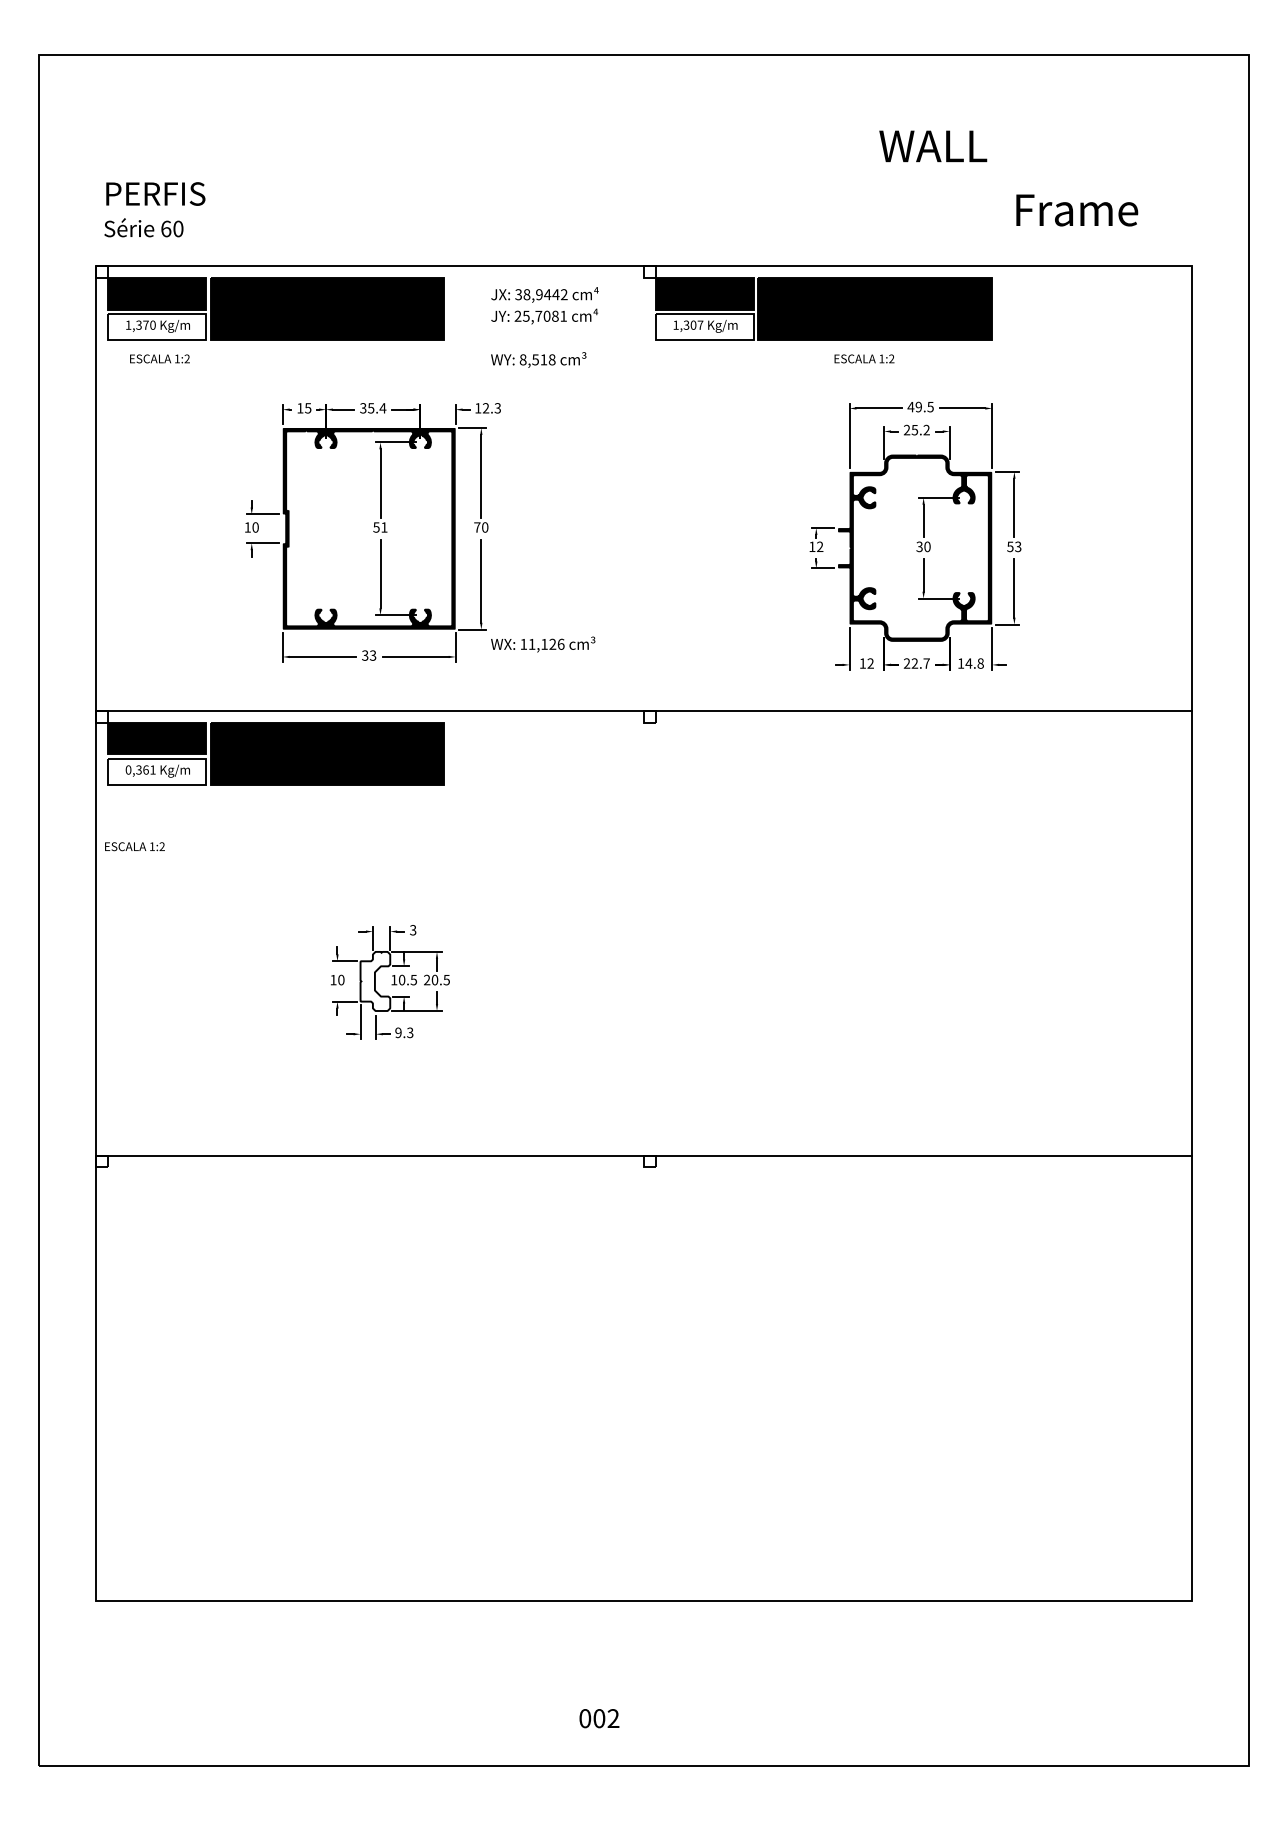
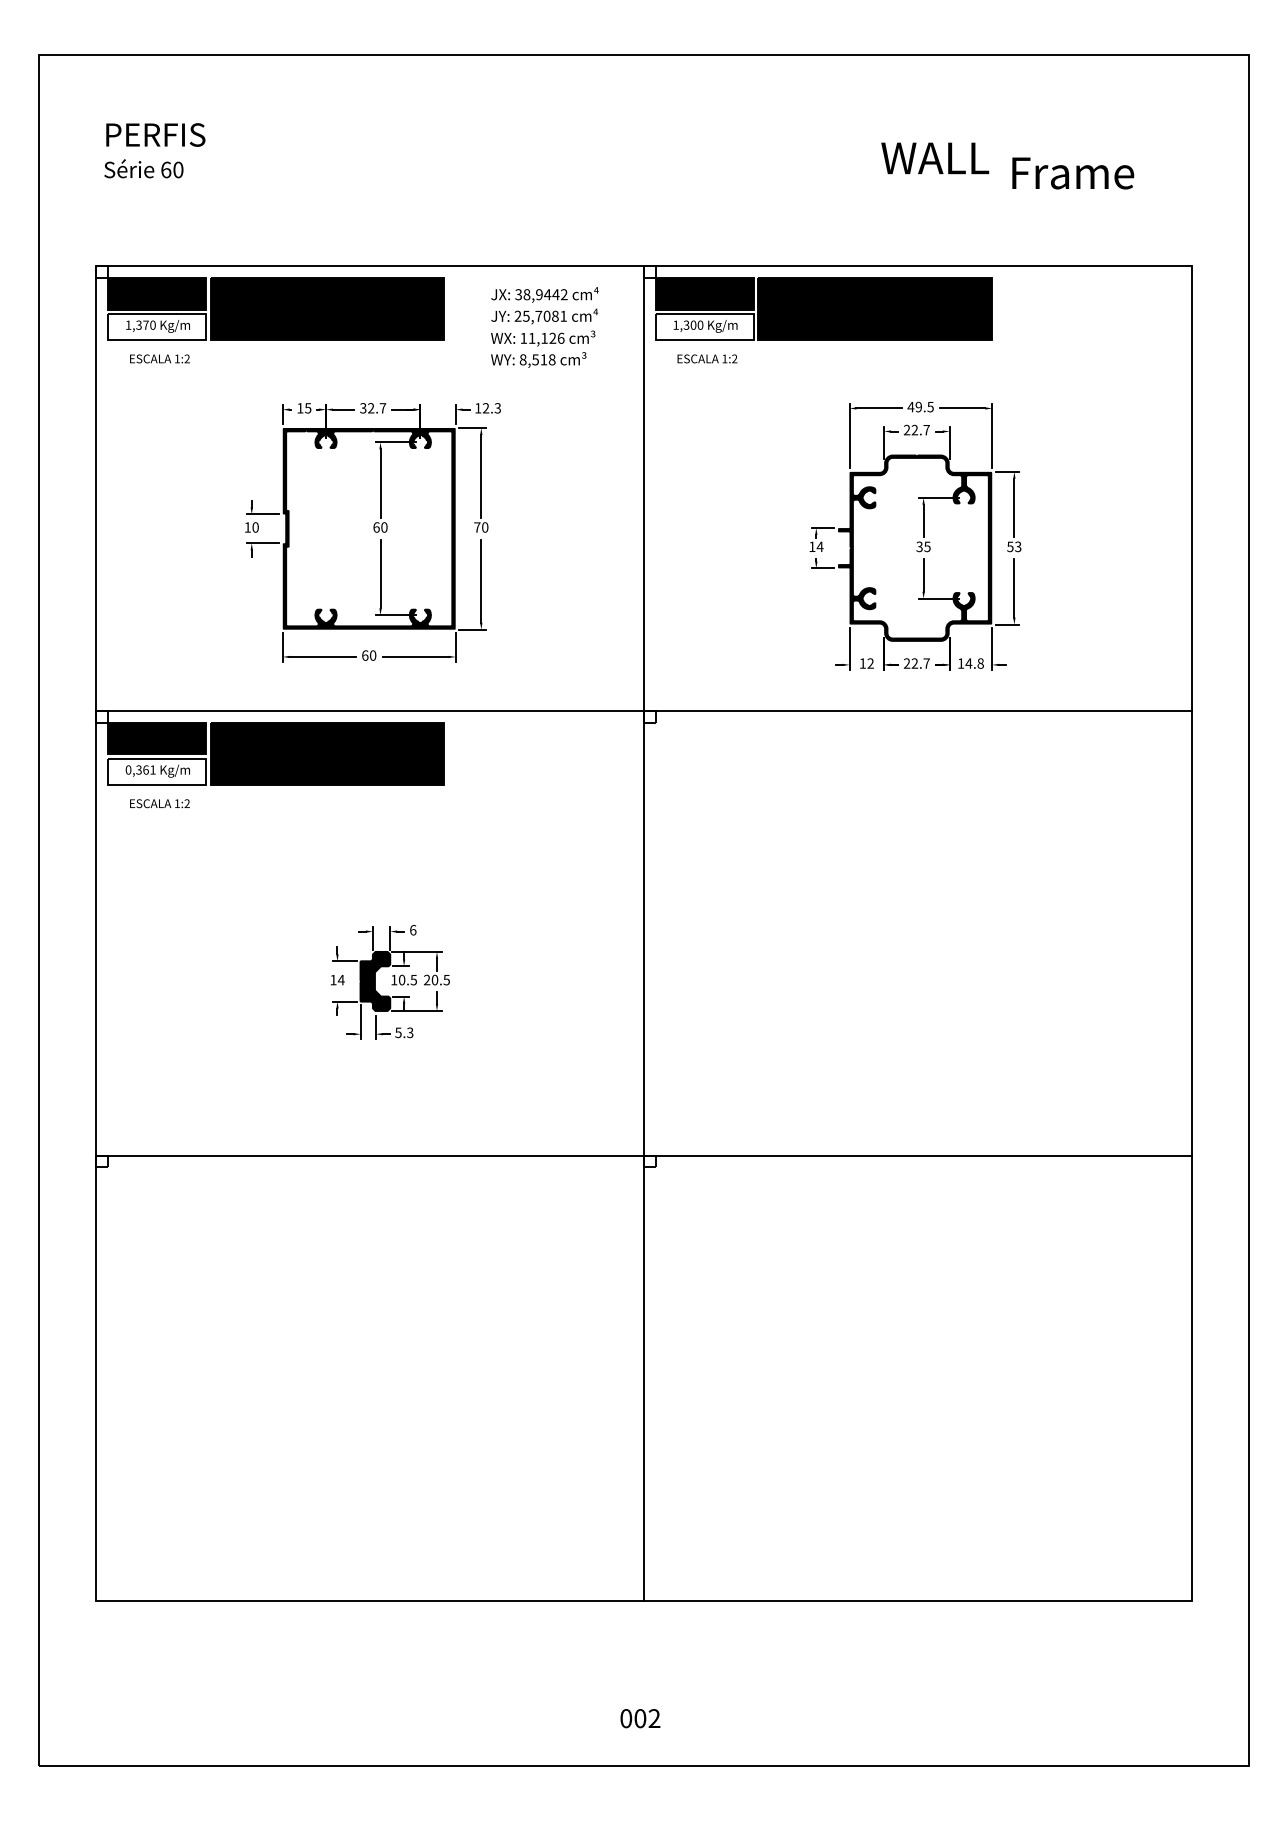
text position: (933, 146) -> (935, 158) (935, 158)
text position: (154, 209) -> (154, 150) (154, 150)
text position: (1077, 210) -> (1073, 173) (1073, 173)
text: 1,307 -> 1,300 (700, 324)
text position: (864, 358) -> (707, 358) (707, 358)
text: 35.4 -> 32.7 (377, 408)
text: 25.2 -> 22.7 (920, 429)
text: 51 -> 60 (380, 527)
text: 12 -> 14 (819, 546)
text: 30 -> 35 (927, 546)
text position: (543, 644) -> (543, 338) (543, 338)
text: 33 -> 60 (369, 655)
text position: (134, 846) -> (159, 803) (159, 803)
text: 3 -> 6 (413, 930)
line: none -> present (643, 933)
text: 10 -> 14 (340, 979)
fill: none -> present (375, 980)
text: 9.3 -> 5.3 (398, 1032)
text position: (599, 1718) -> (640, 1718) (640, 1718)
